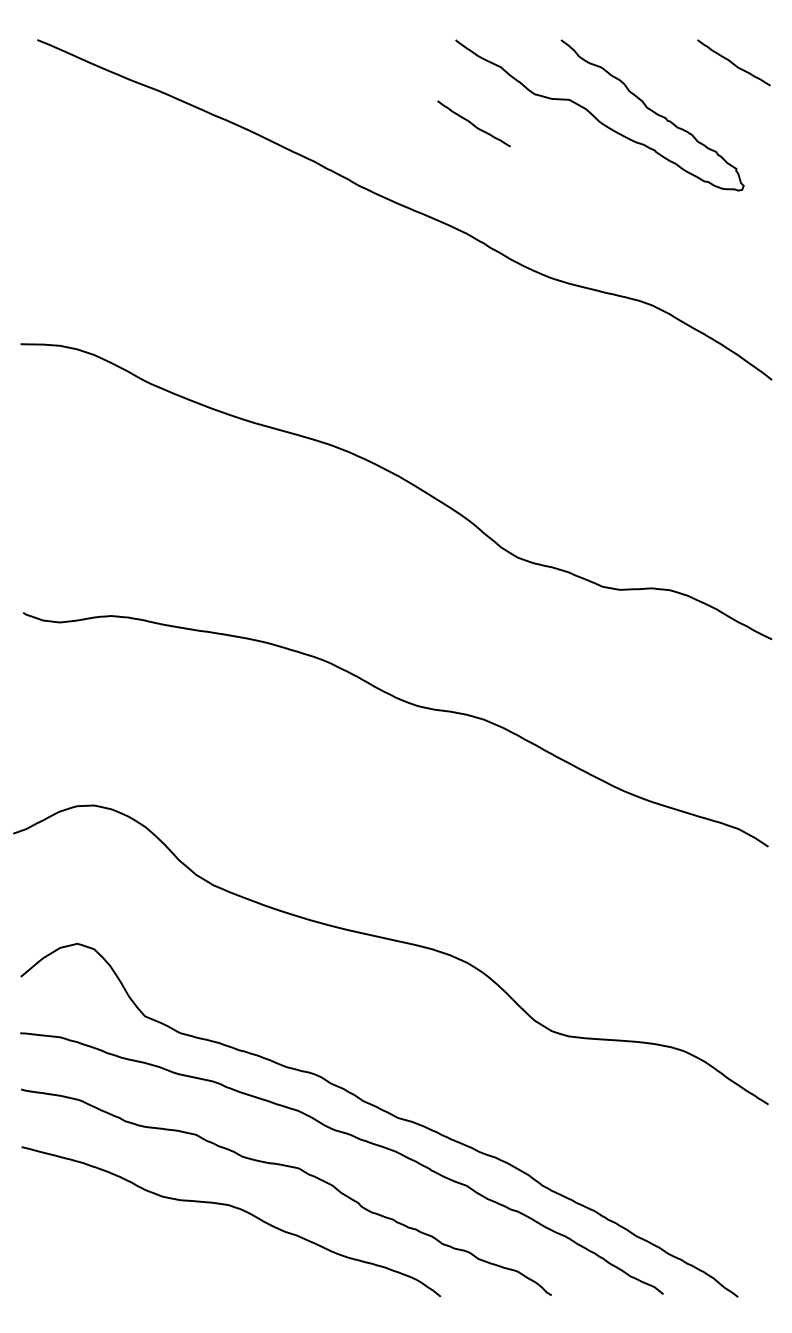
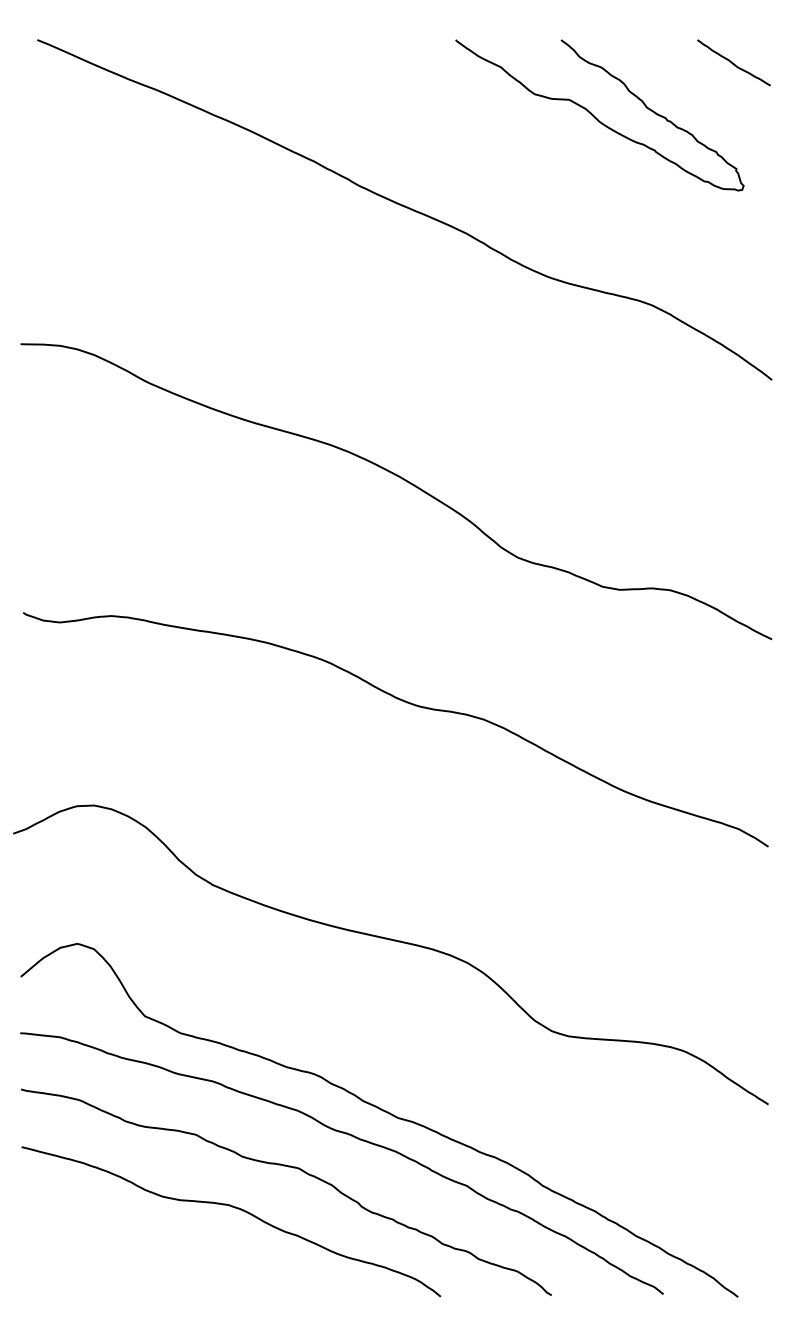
curve: present -> none (473, 123)
